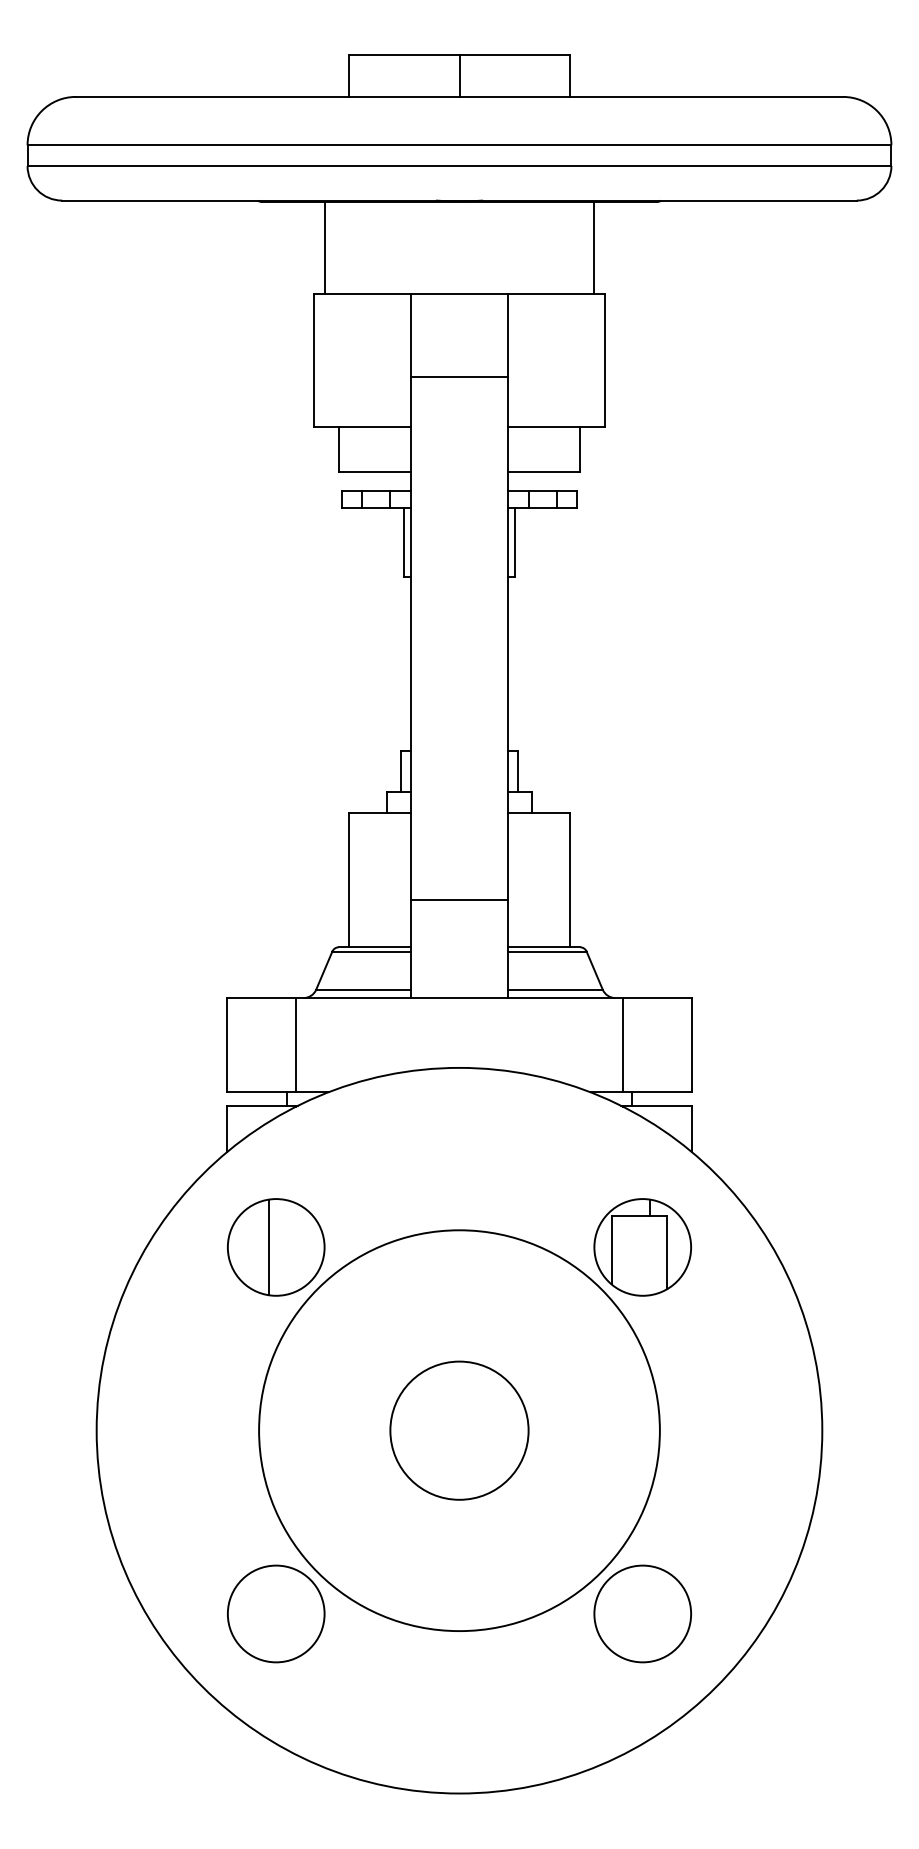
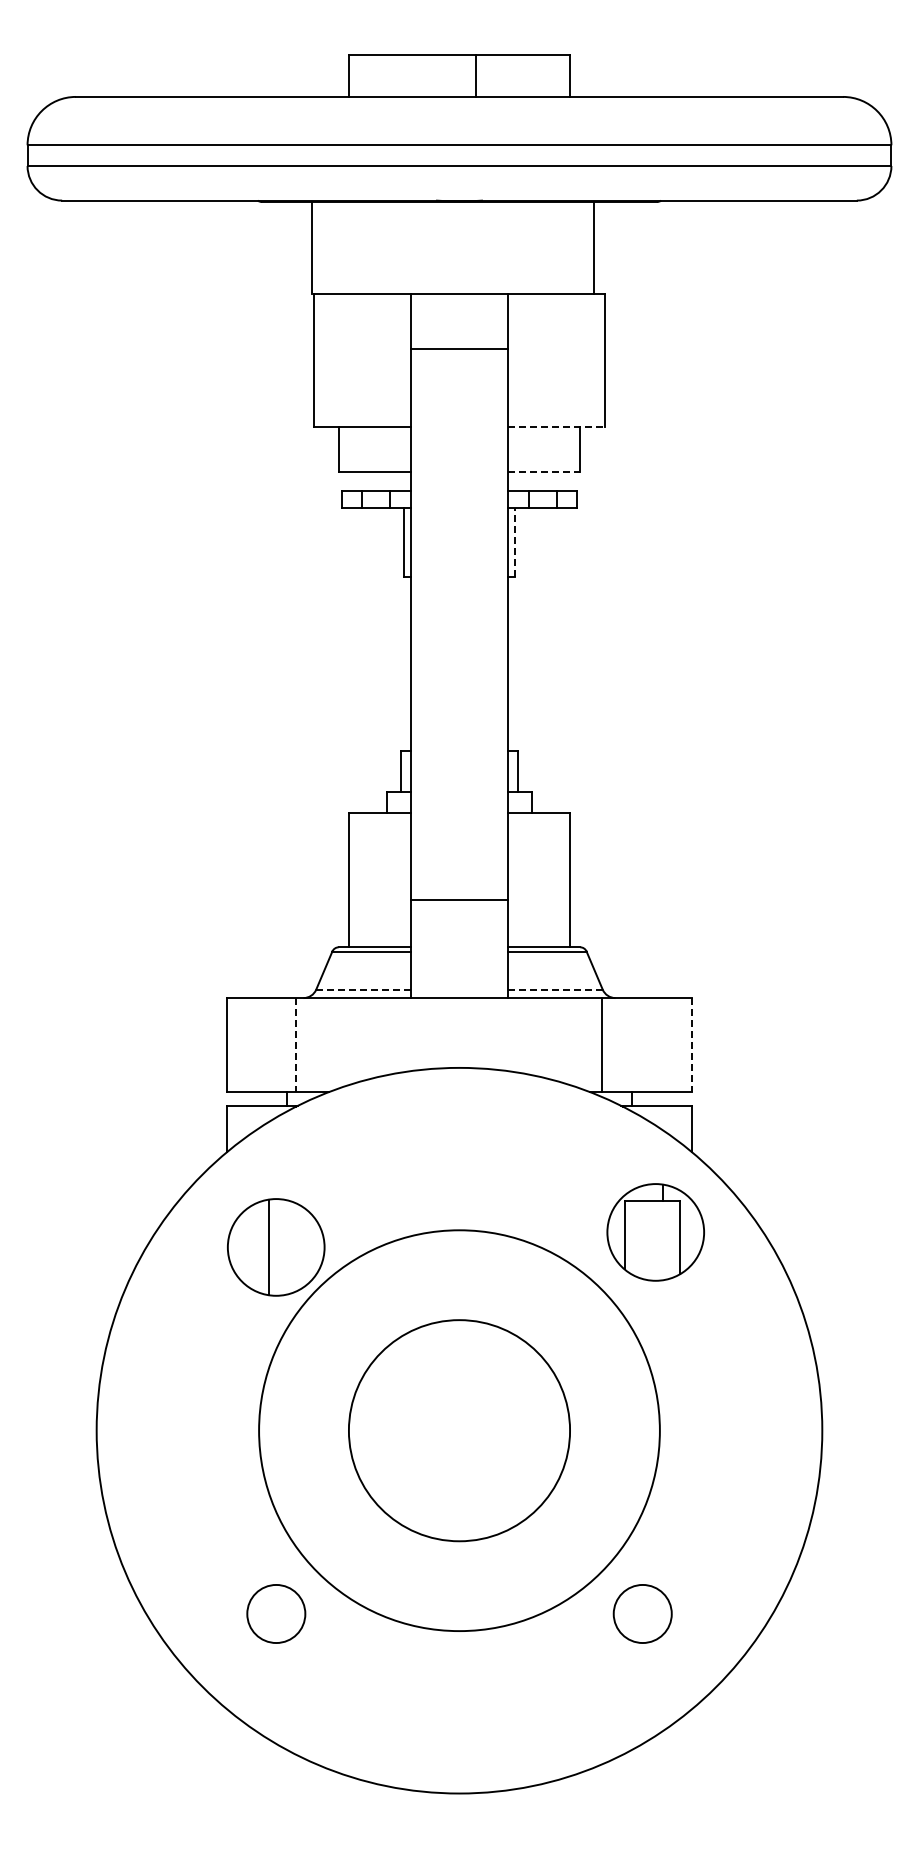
line position: (459, 75) -> (475, 75) (475, 75)
line position: (324, 247) -> (311, 247) (311, 247)
line position: (459, 376) -> (459, 348) (459, 348)
line: solid -> dashed (556, 427)
line: solid -> dashed (544, 472)
line: solid -> dashed (514, 542)
line: solid -> dashed (364, 989)
line: solid -> dashed (555, 989)
line: solid -> dashed (295, 1045)
line position: (623, 1045) -> (602, 1045) (602, 1045)
line: solid -> dashed (692, 1045)
part position: (642, 1247) -> (655, 1232) (655, 1232)
circle diameter: 138 px -> 221 px (459, 1430)
circle size: 99x100 px -> 61x60 px (276, 1613)
circle diameter: 97 px -> 58 px (642, 1613)
